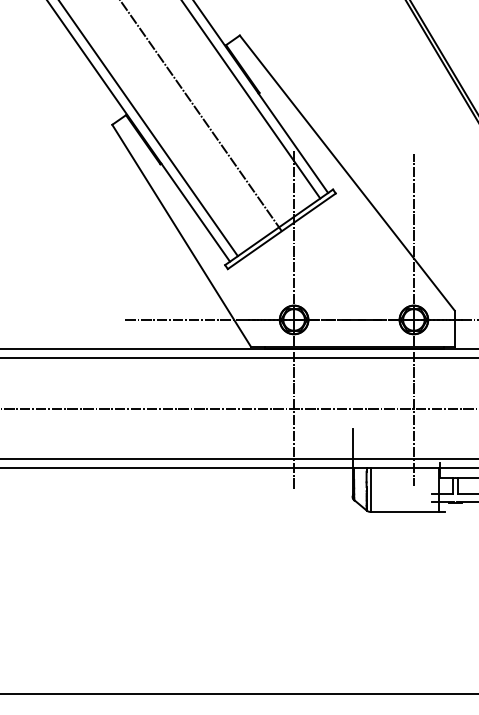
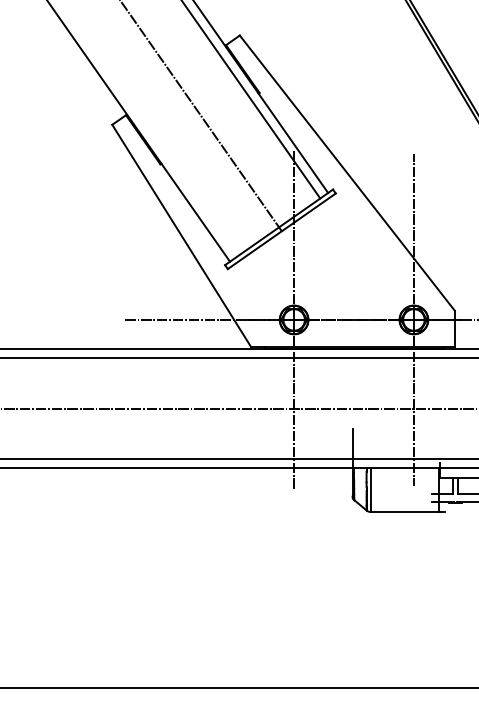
line: present -> none (148, 129)
line position: (238, 693) -> (238, 687) (238, 687)
